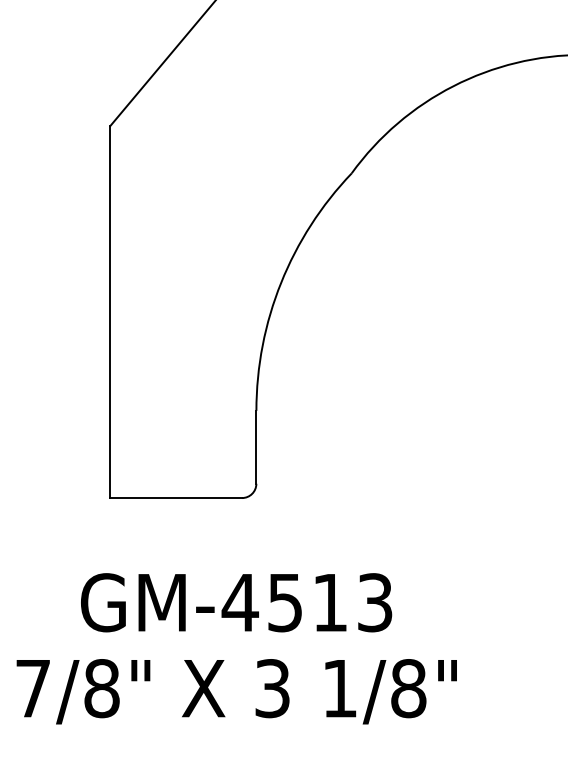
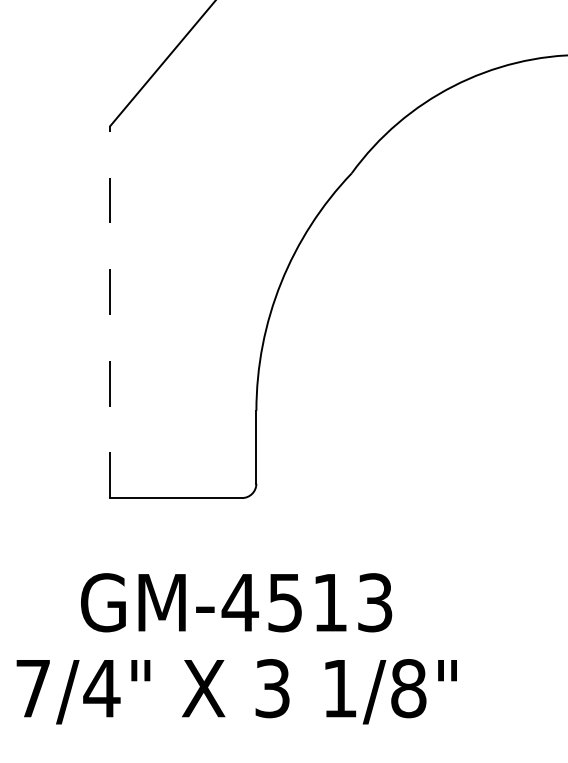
line: solid -> dashed (110, 311)
text: 7/8" -> 7/4" (101, 688)
